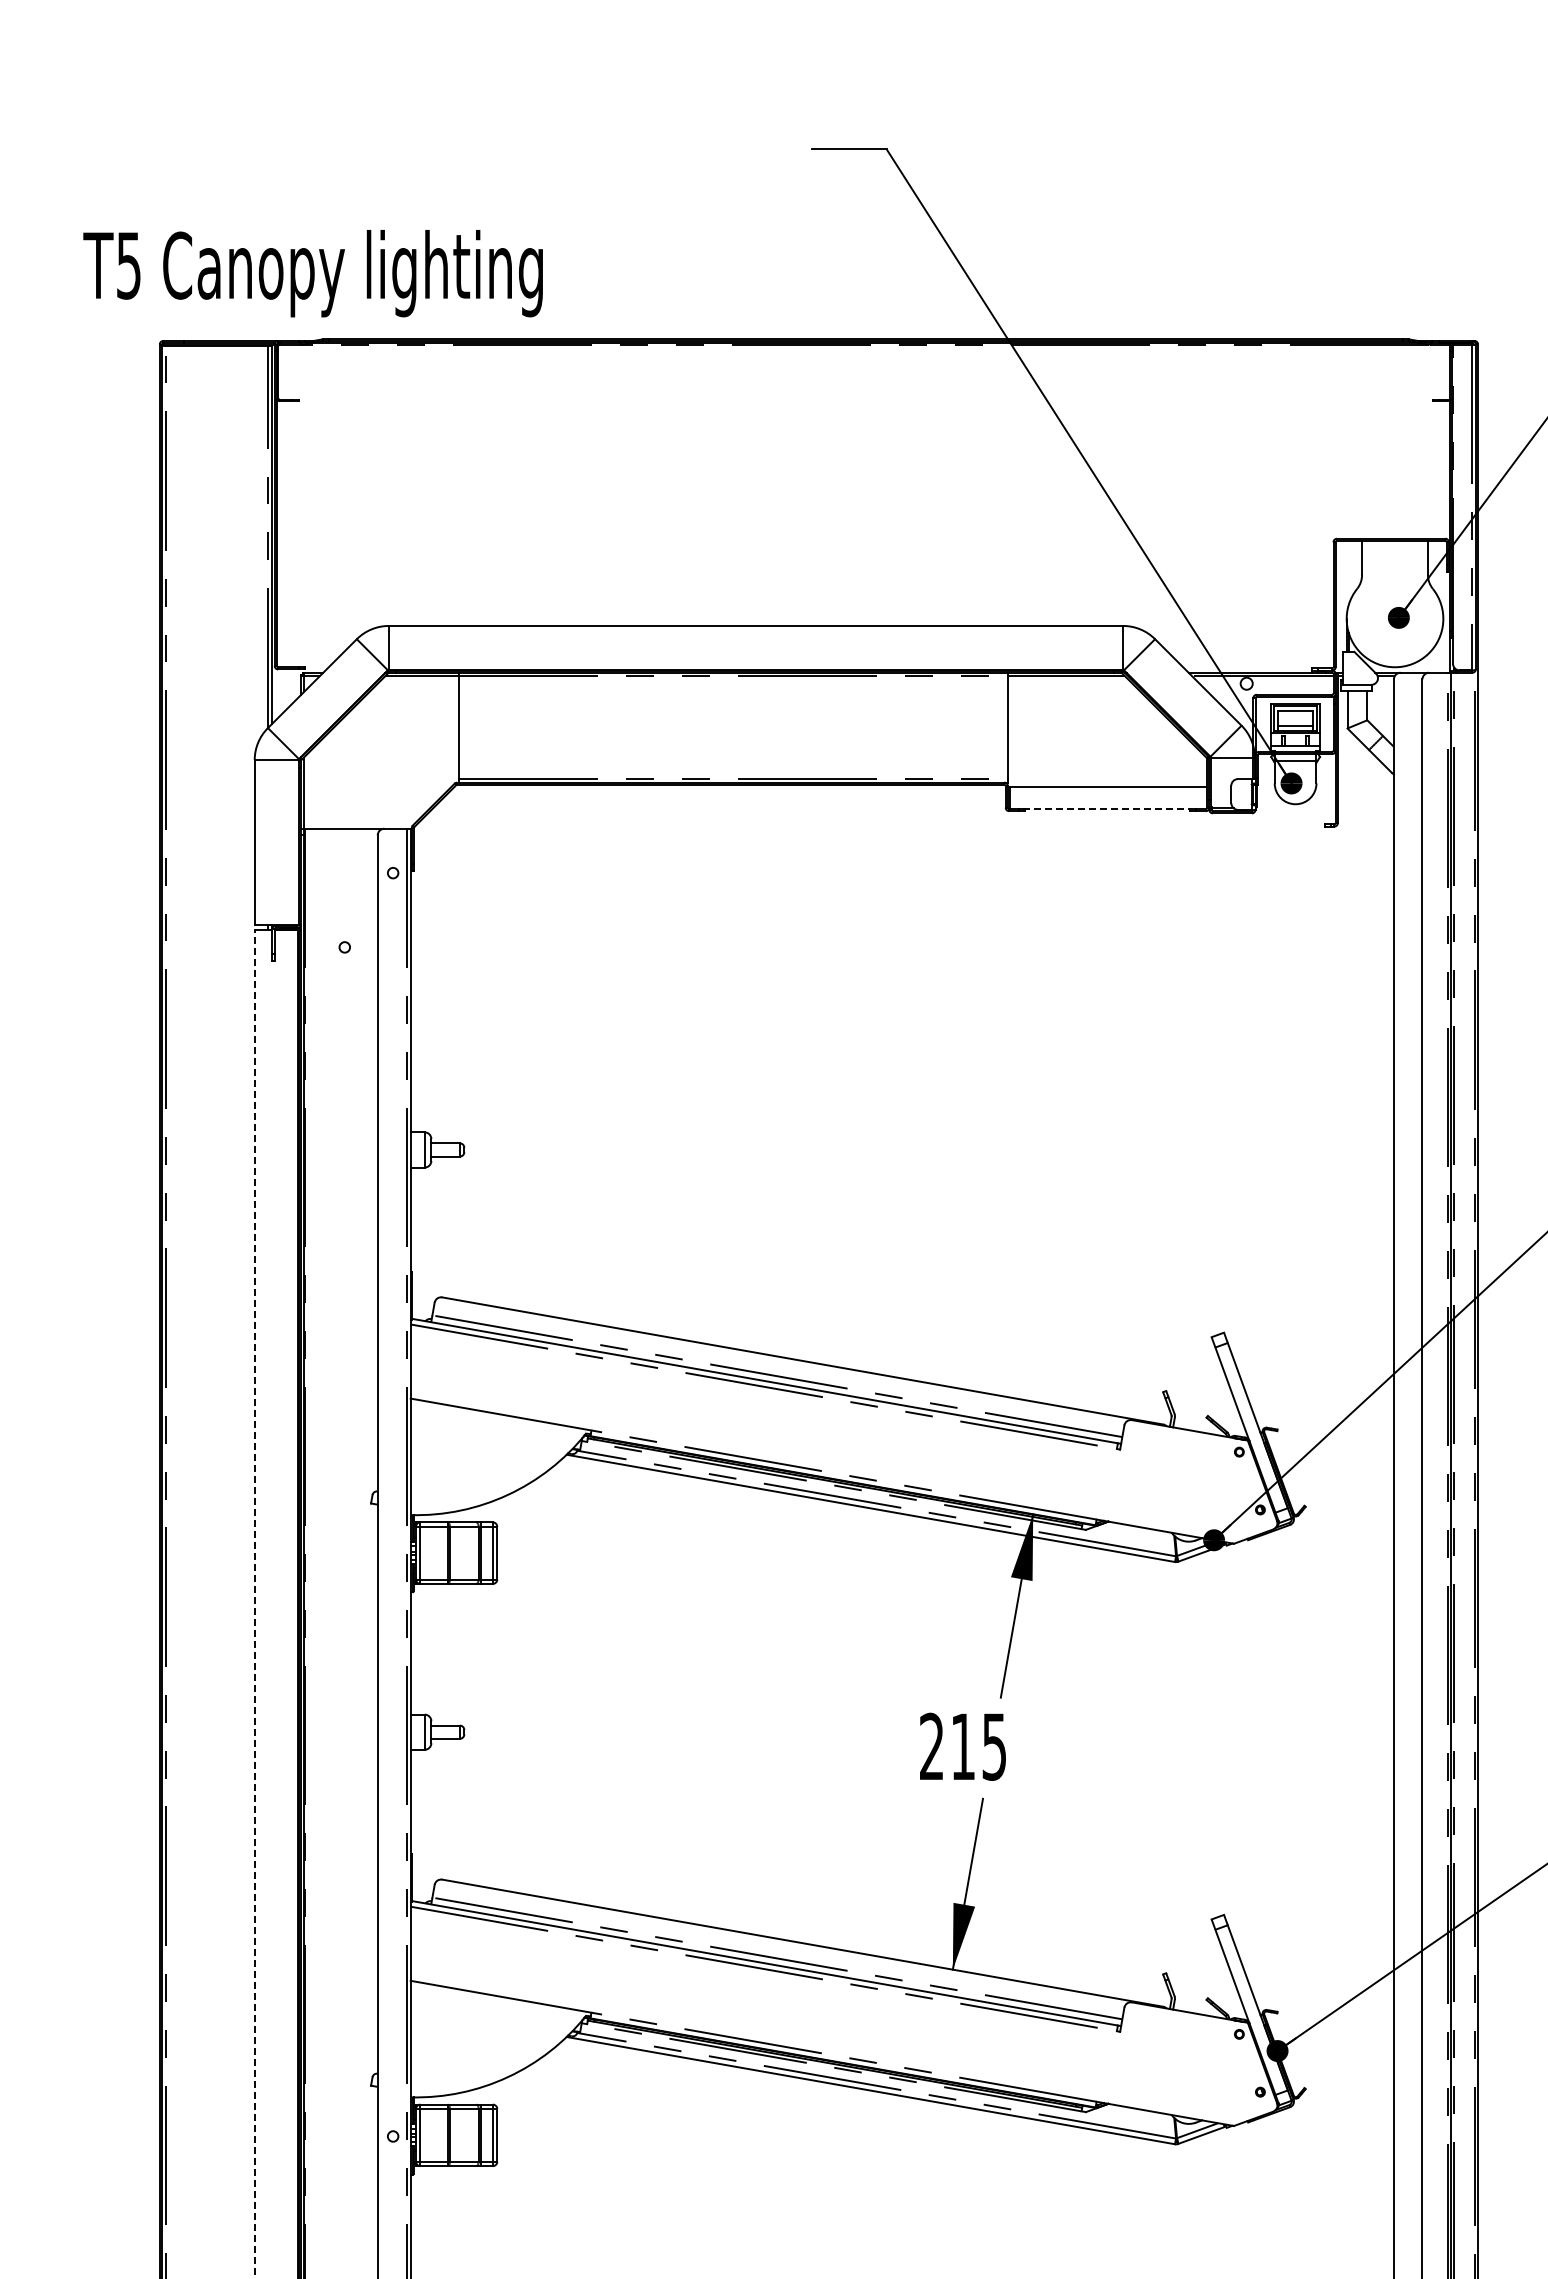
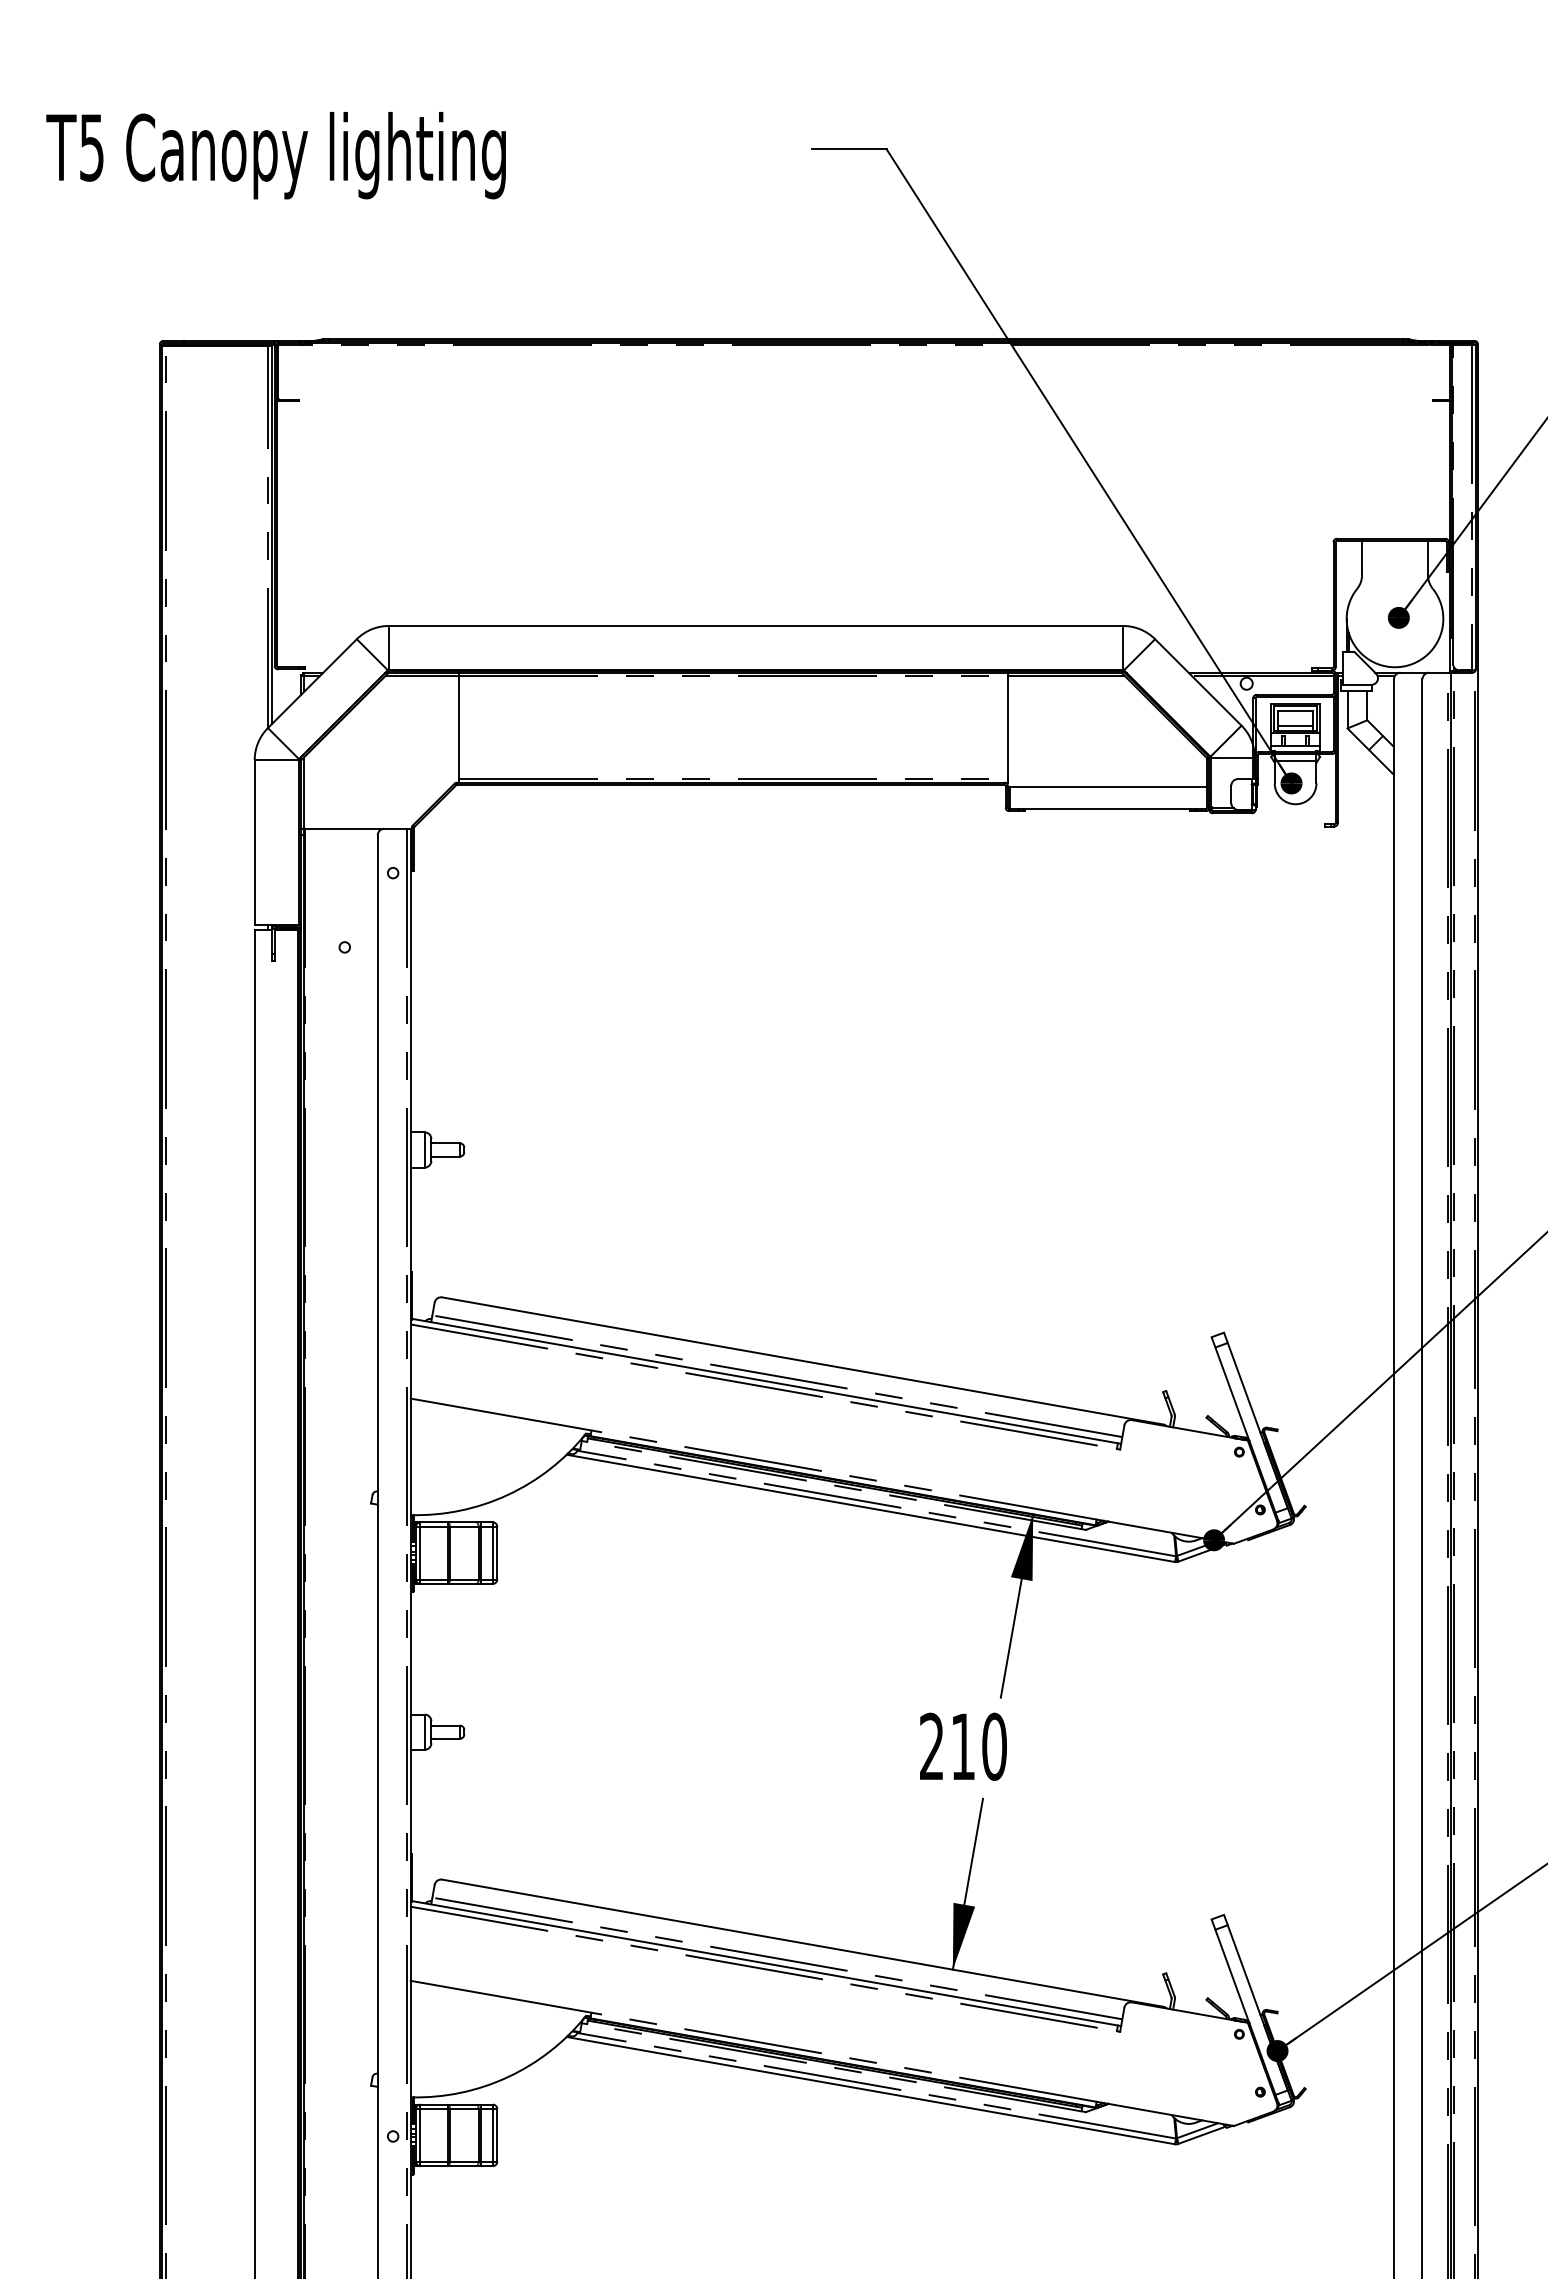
text position: (312, 273) -> (275, 155) (275, 155)
line: dashed -> solid (1107, 808)
line: dashed -> solid (254, 1604)
text: 215 -> 210 (994, 1746)
